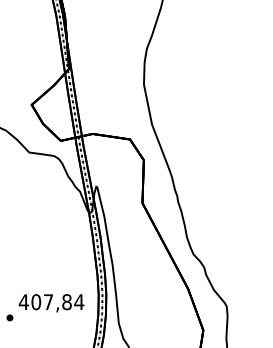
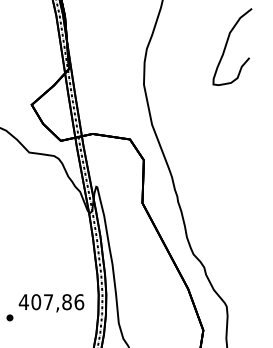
curve: none -> present (227, 44)
text: 407,84 -> 407,86 (79, 302)
